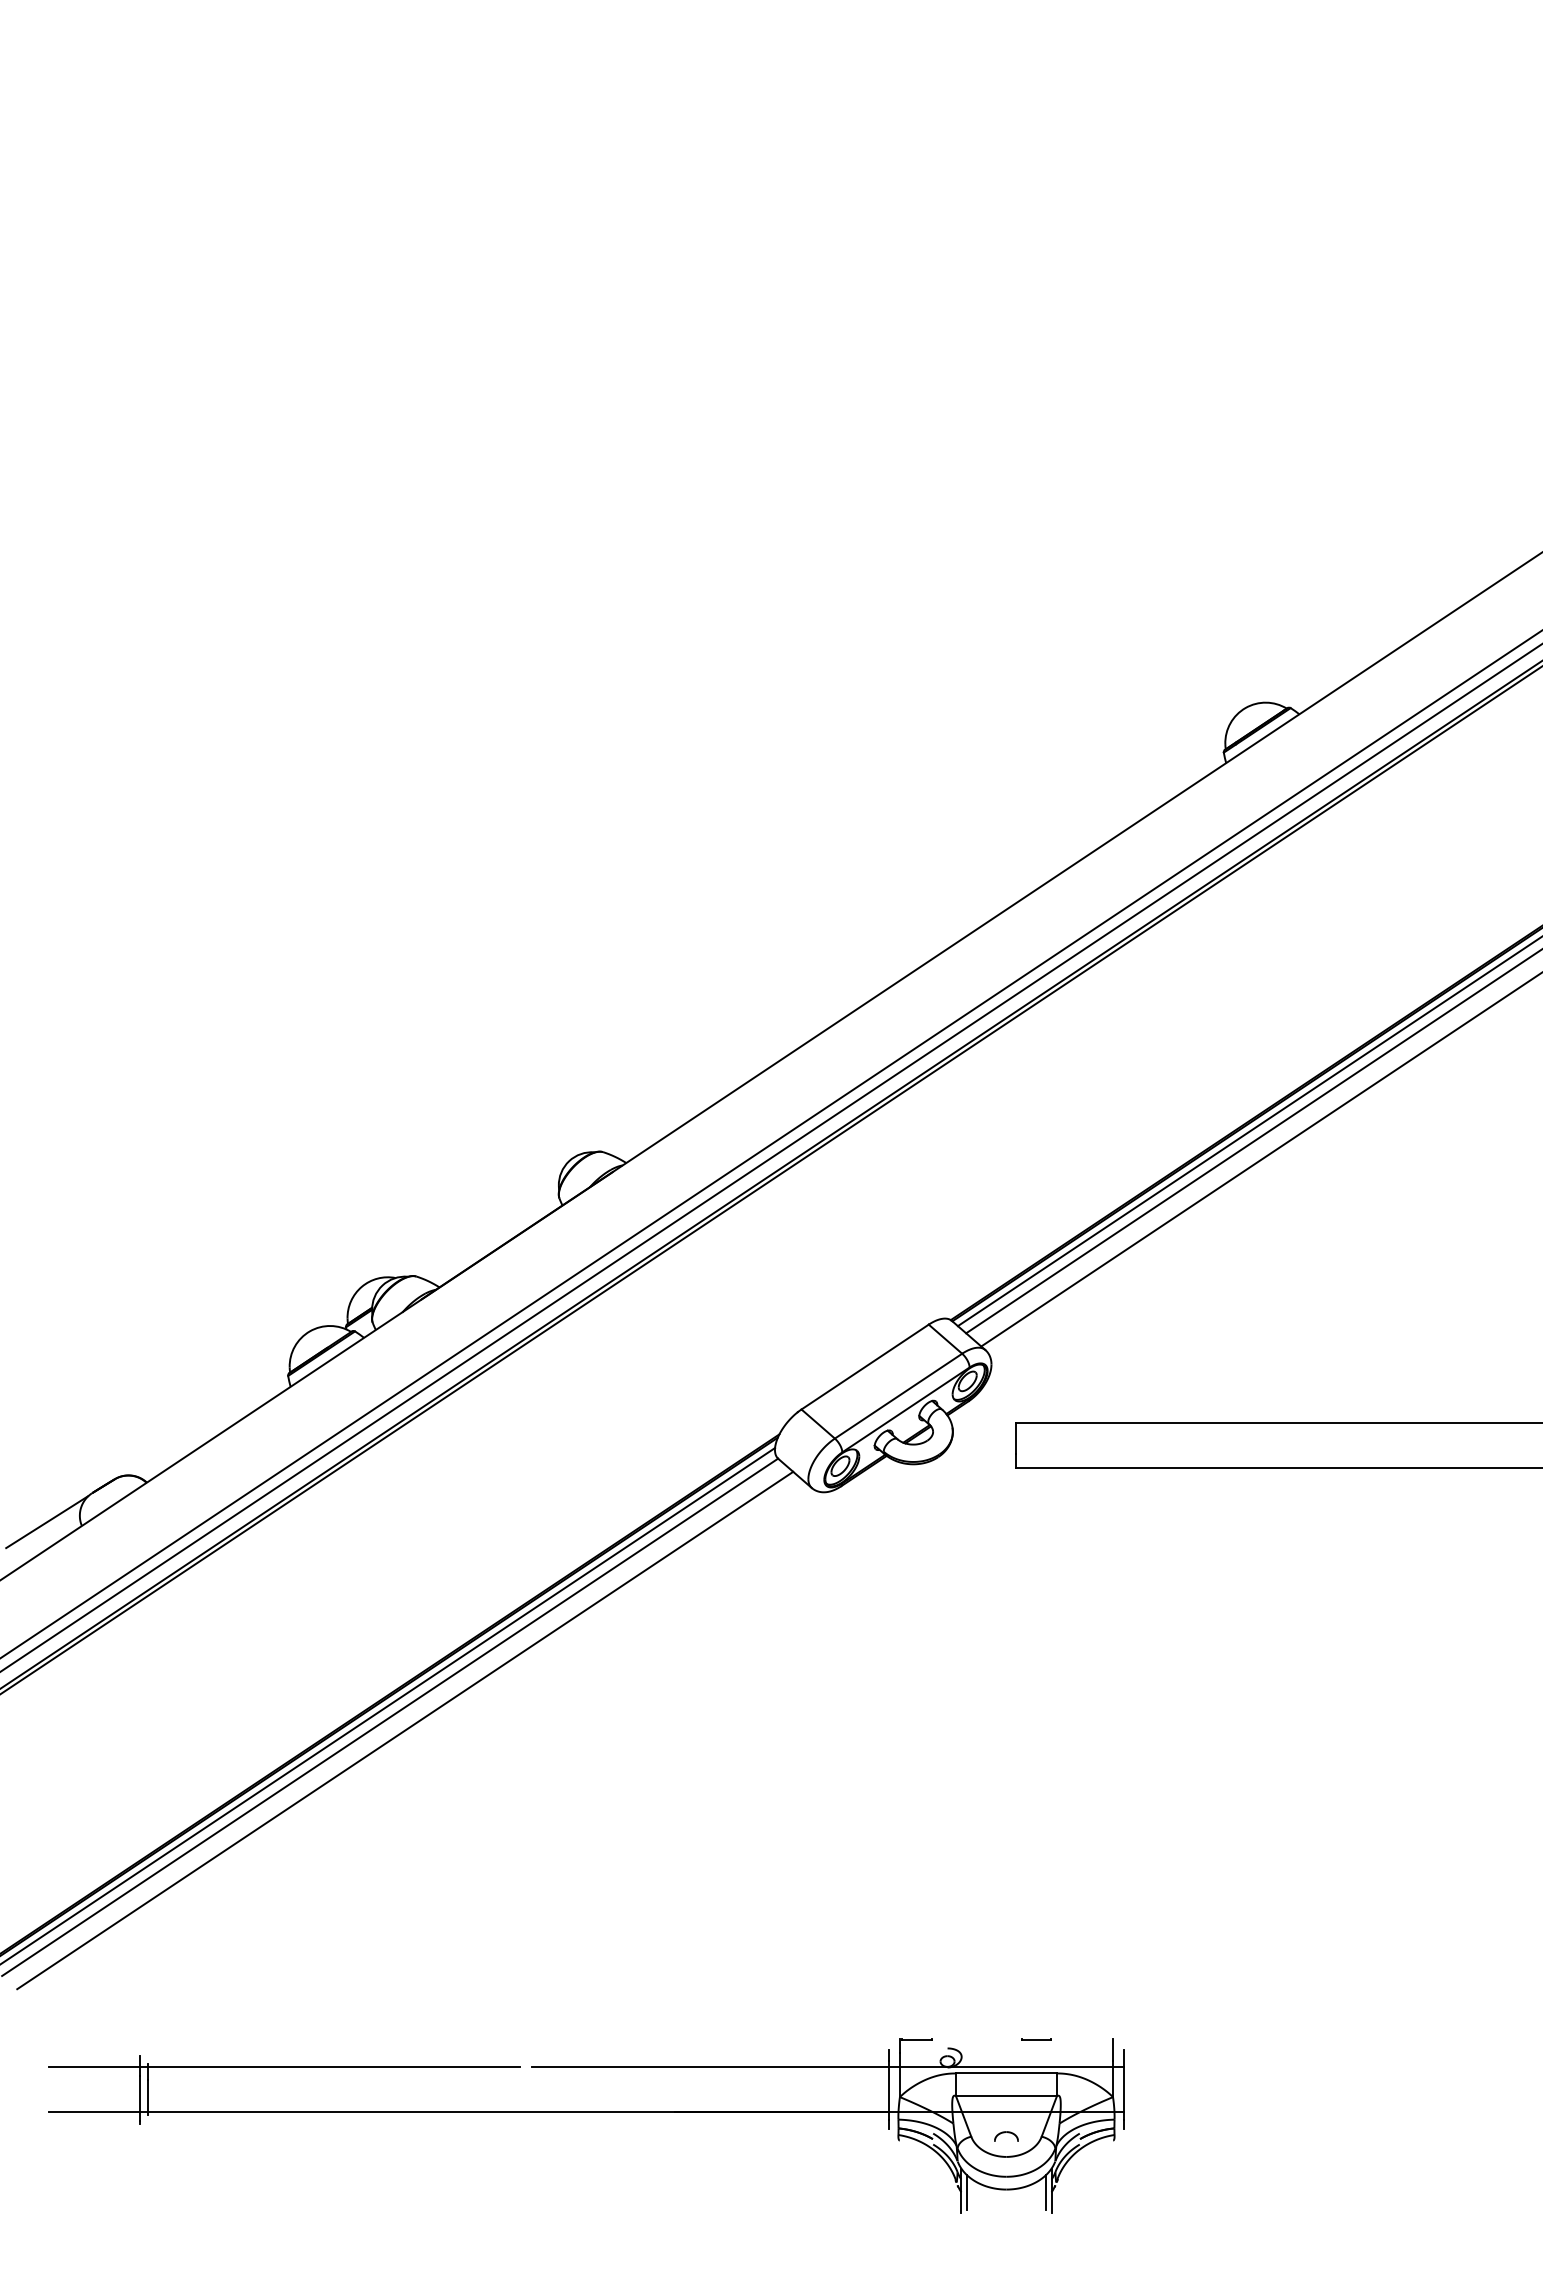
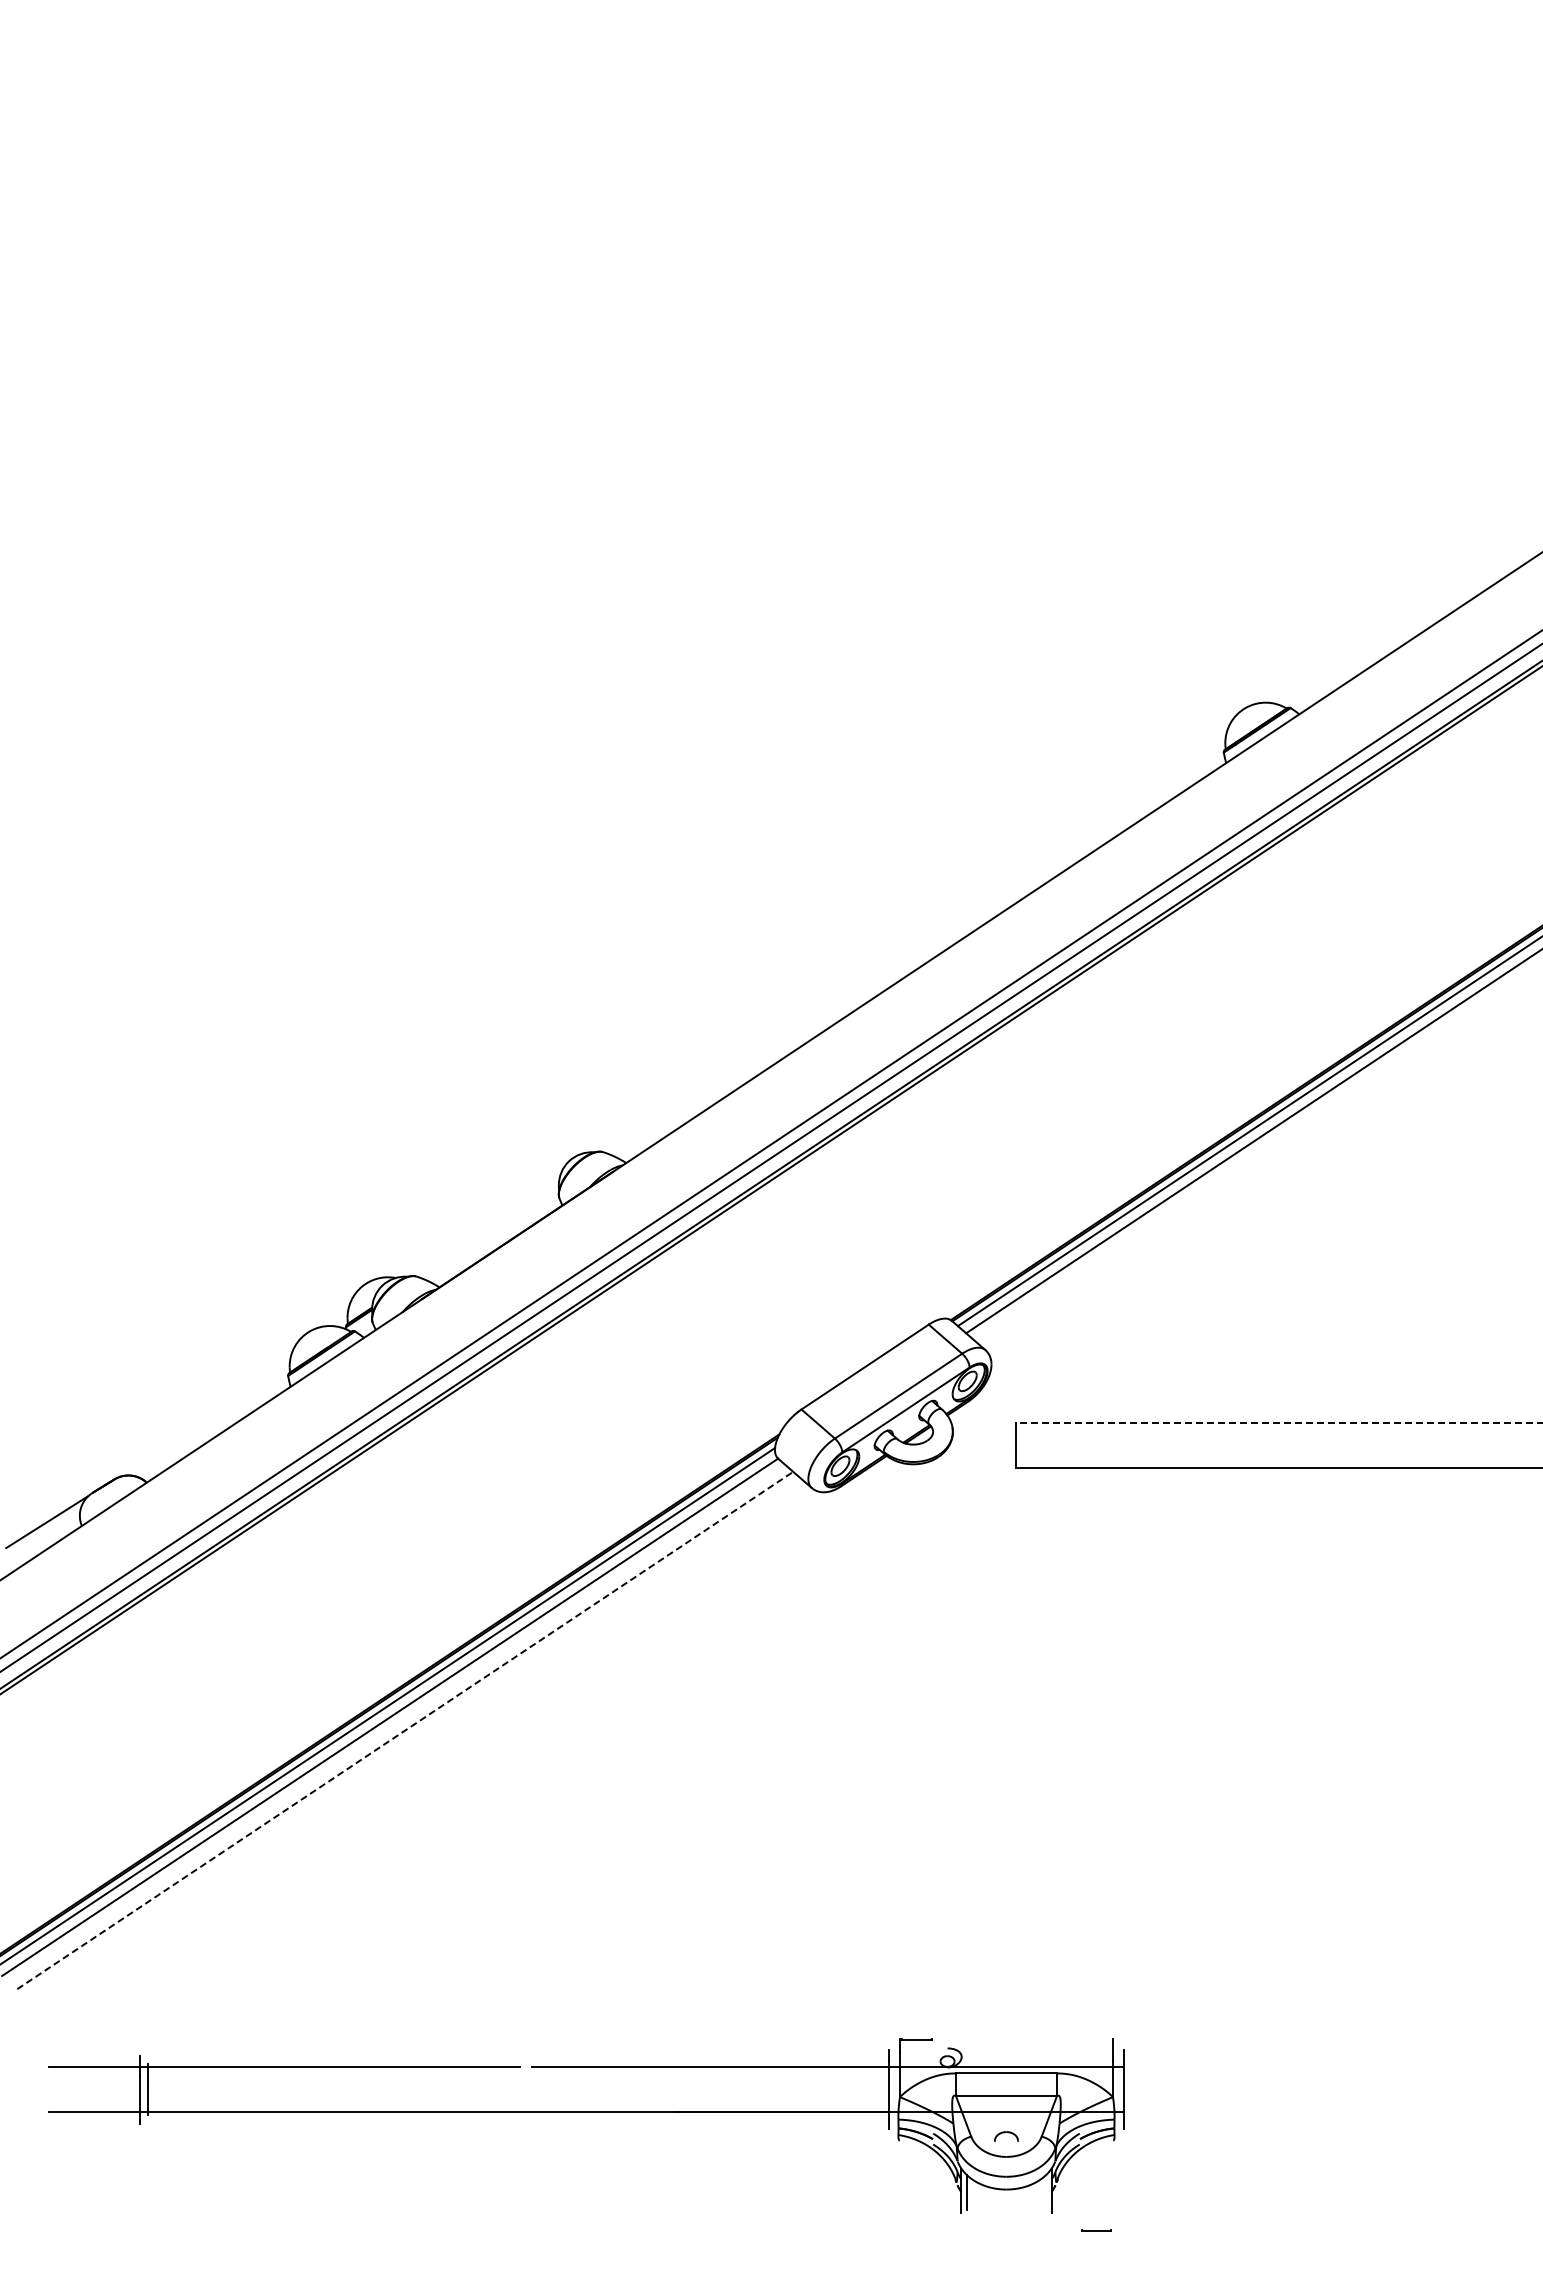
line: present -> none (1260, 1160)
line: solid -> dashed (1278, 1422)
line: solid -> dashed (405, 1730)
line position: (1036, 2039) -> (1096, 2230) (1096, 2230)
line: present -> none (1045, 2192)
